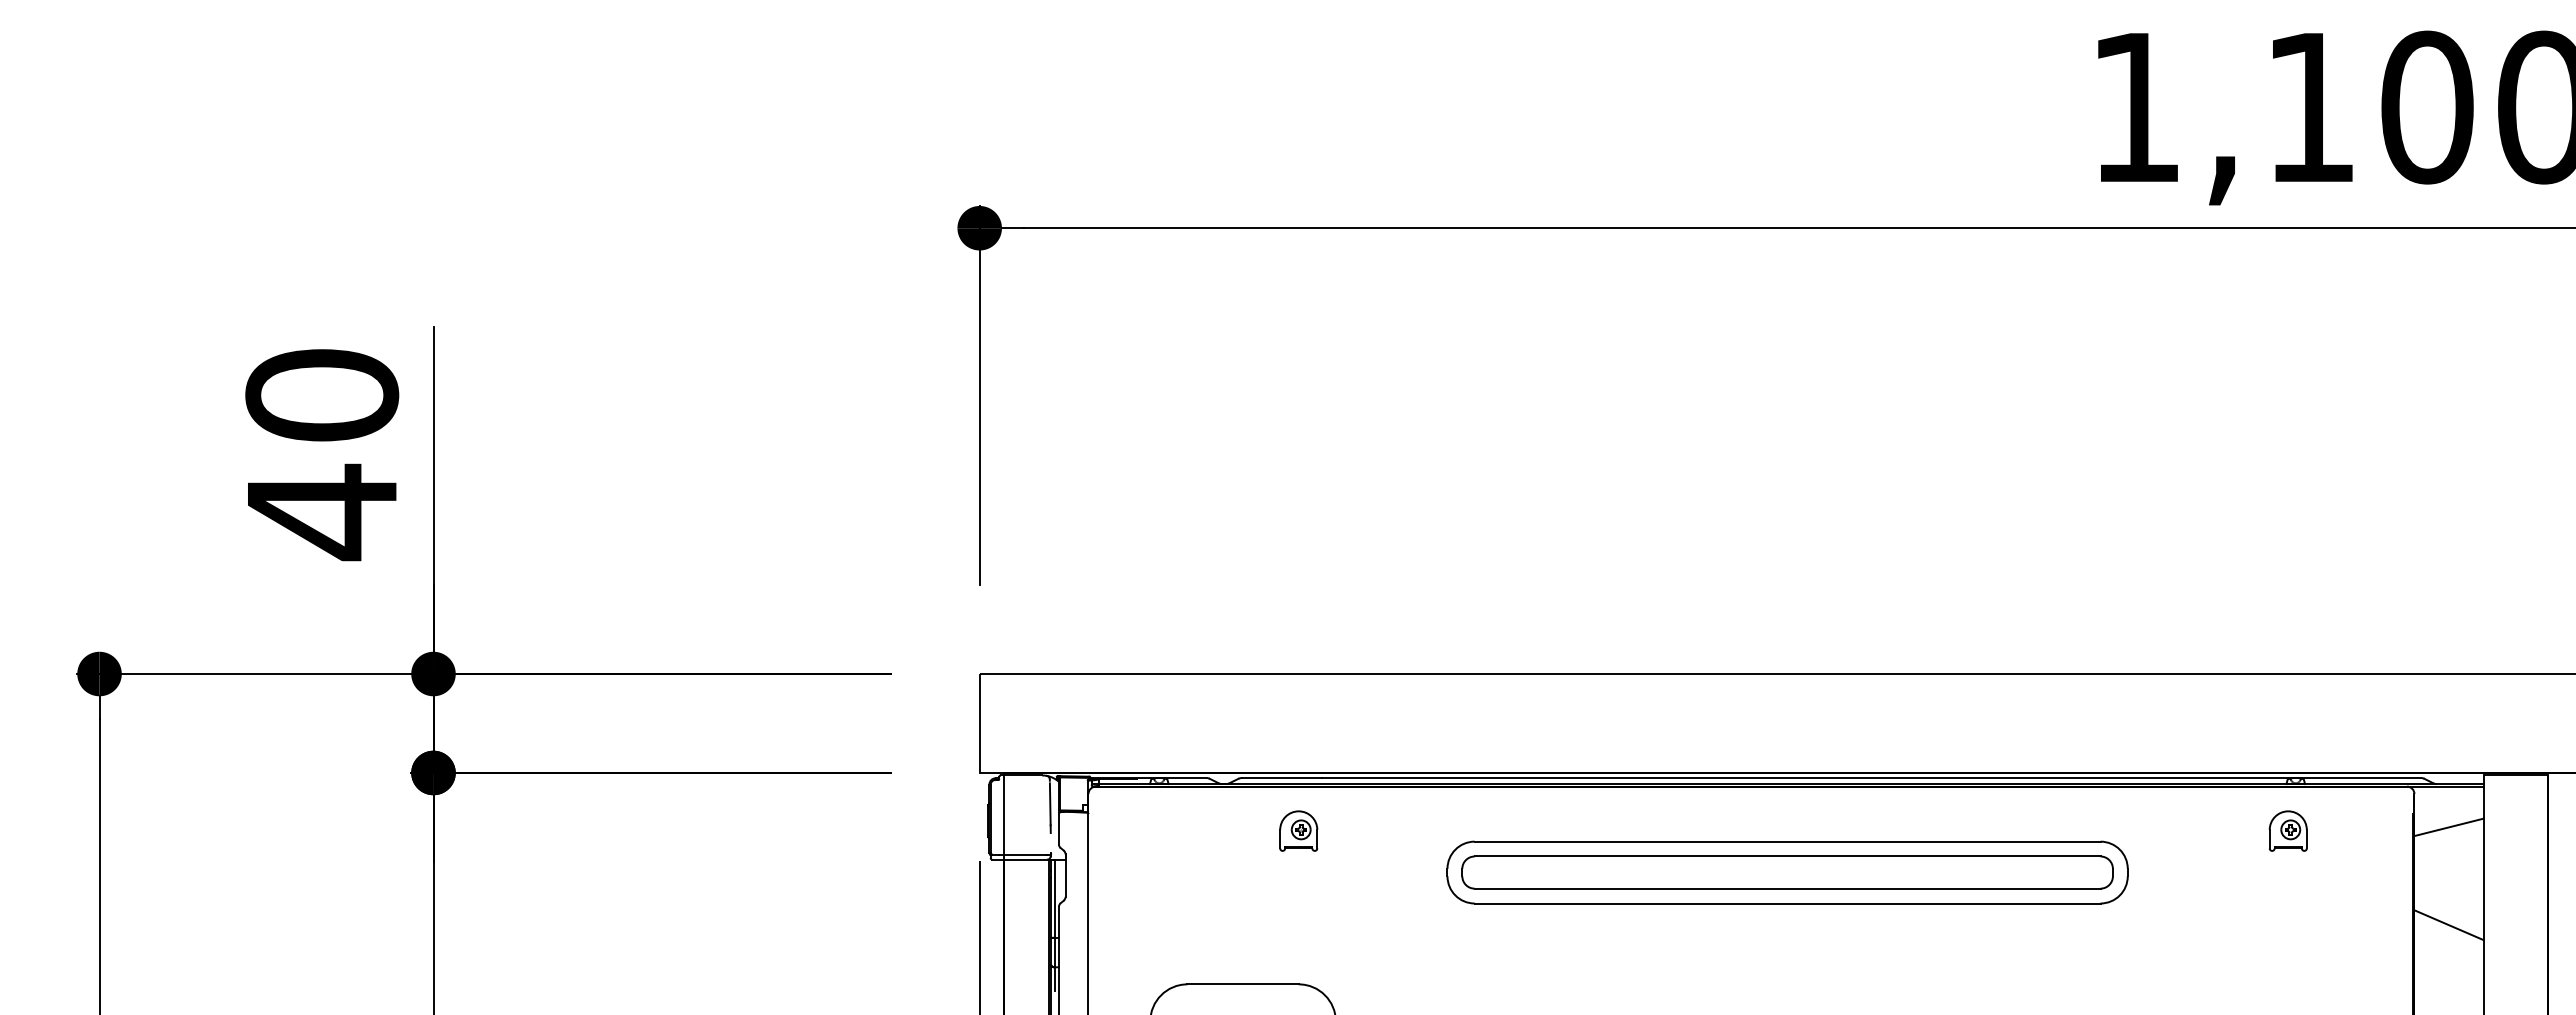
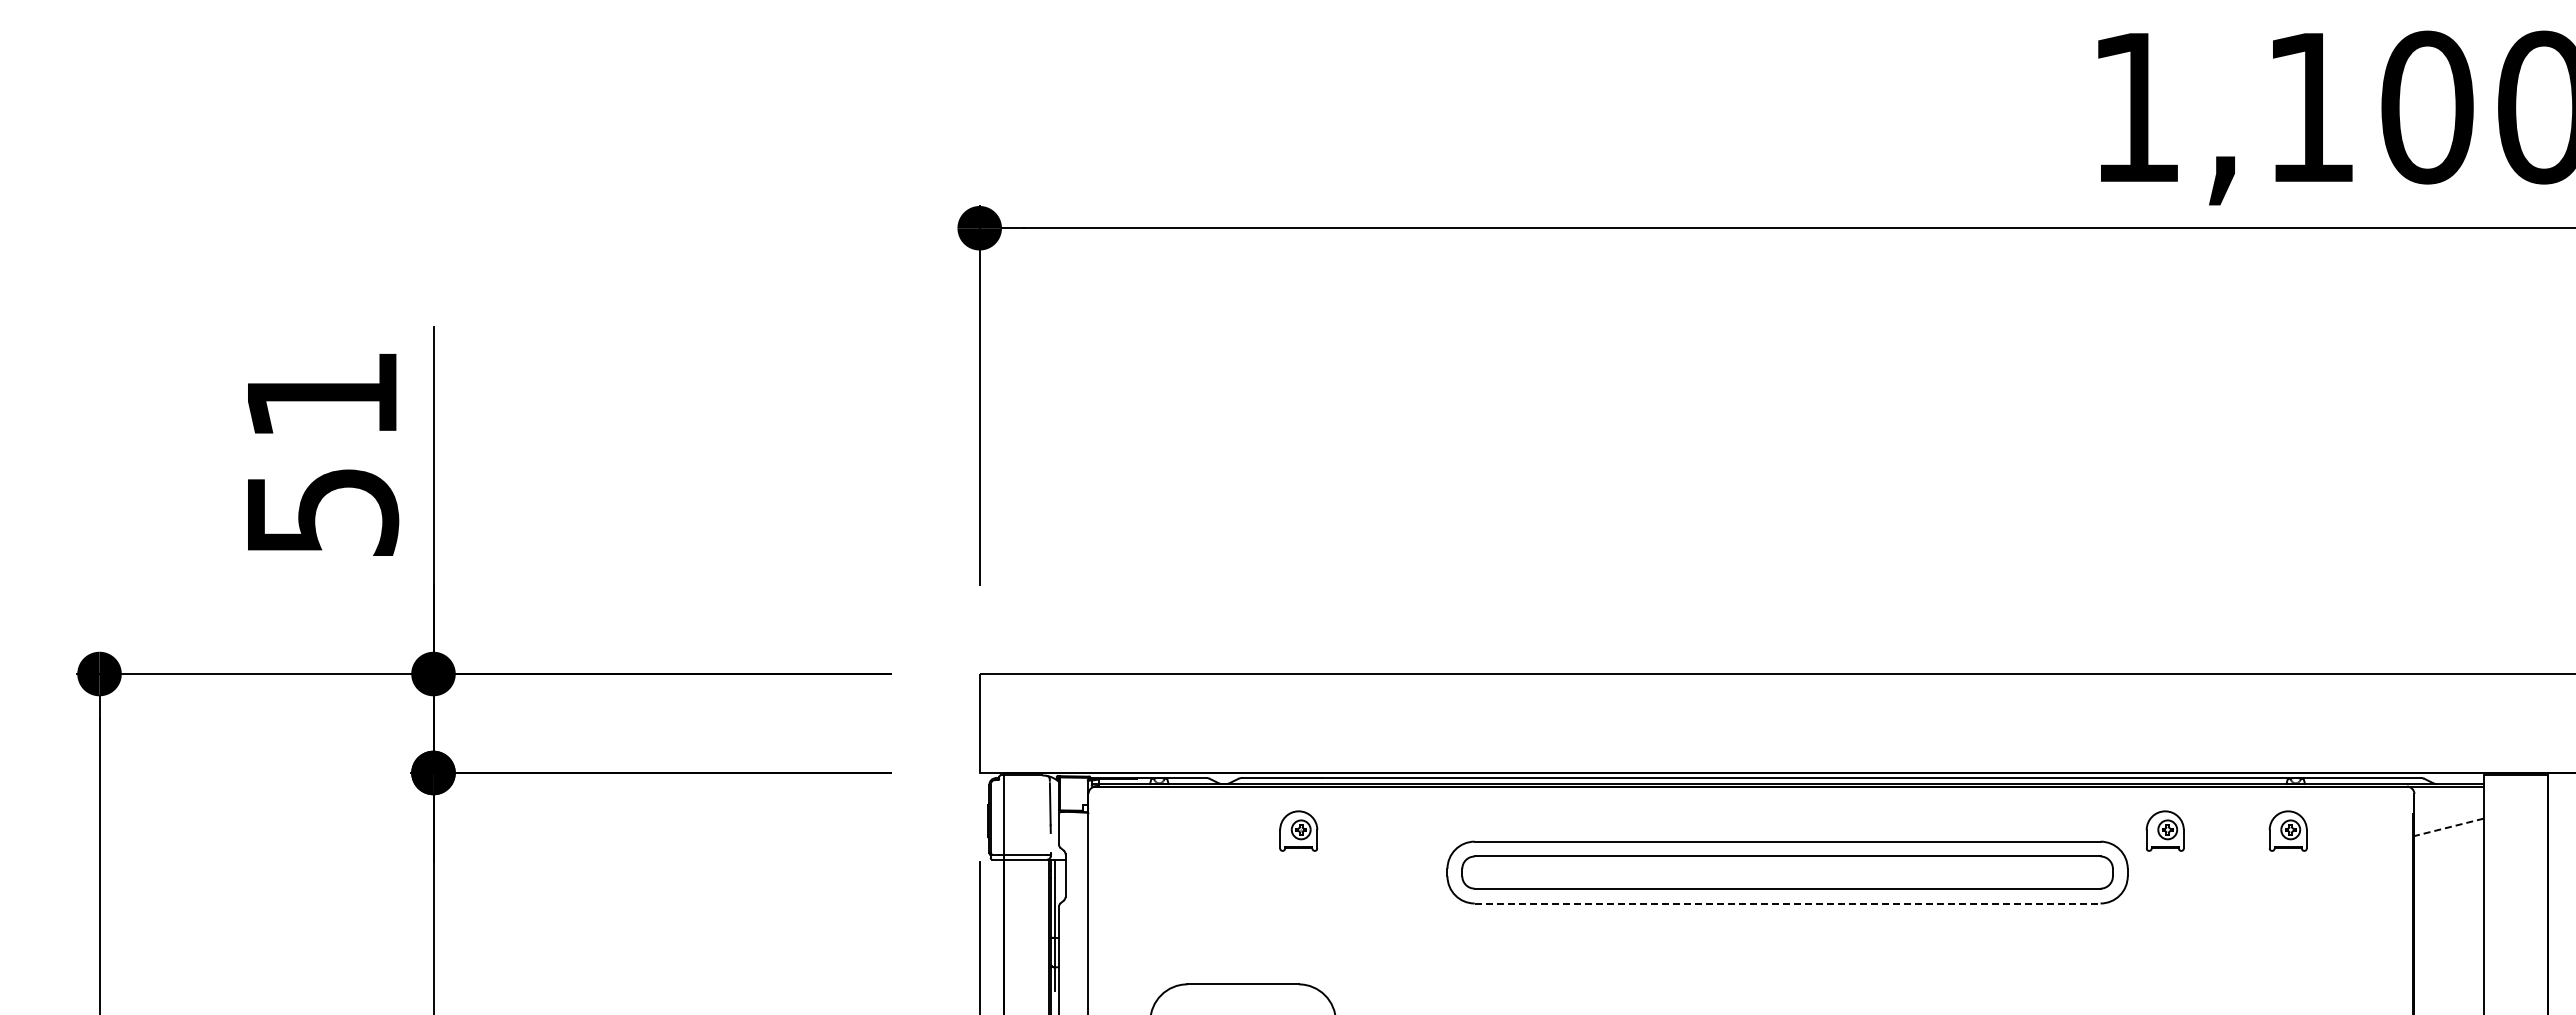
text: 40 -> 51 (322, 455)
line: solid -> dashed (2449, 827)
part: none -> present (2164, 830)
line: solid -> dashed (1787, 903)
line: present -> none (2448, 925)
